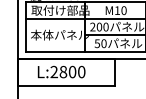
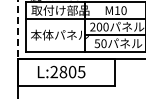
line: solid -> dashed (18, 29)
text: L:2800 -> L:2805 (81, 71)
